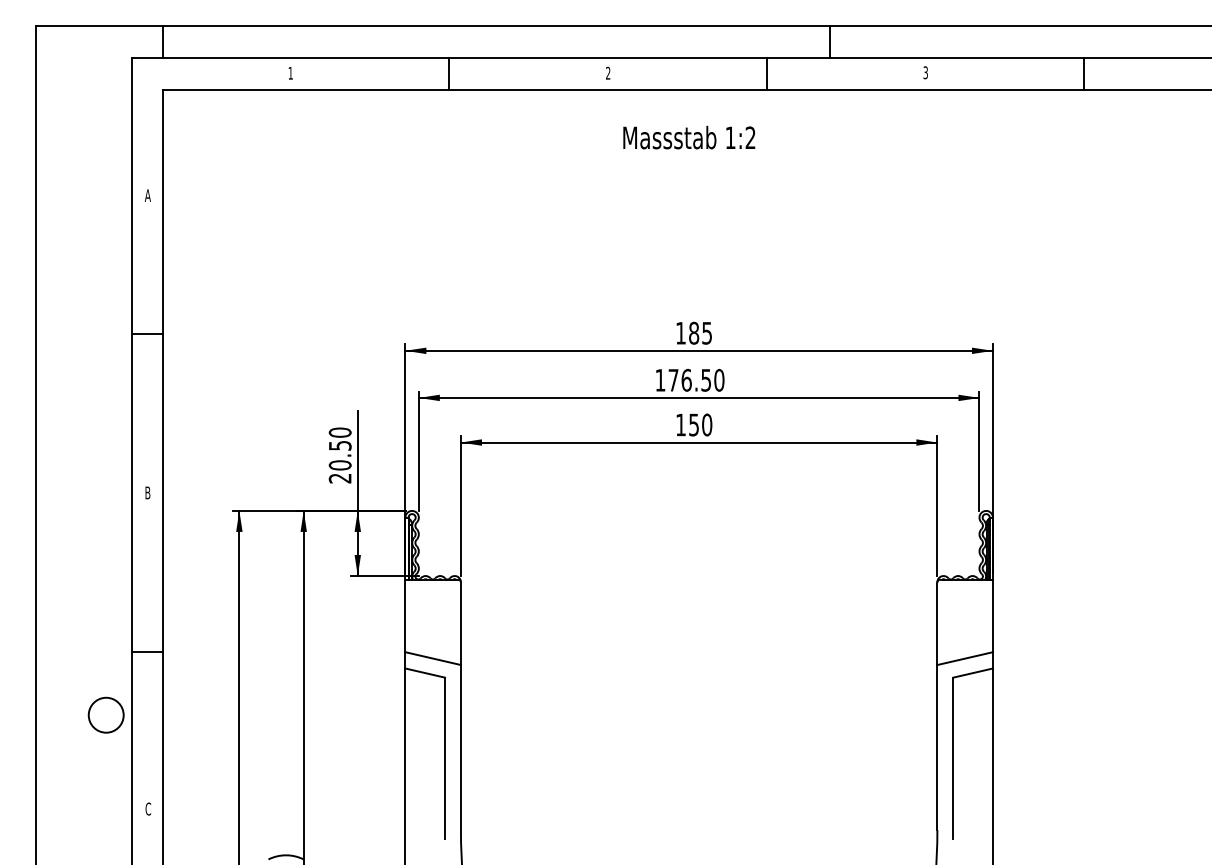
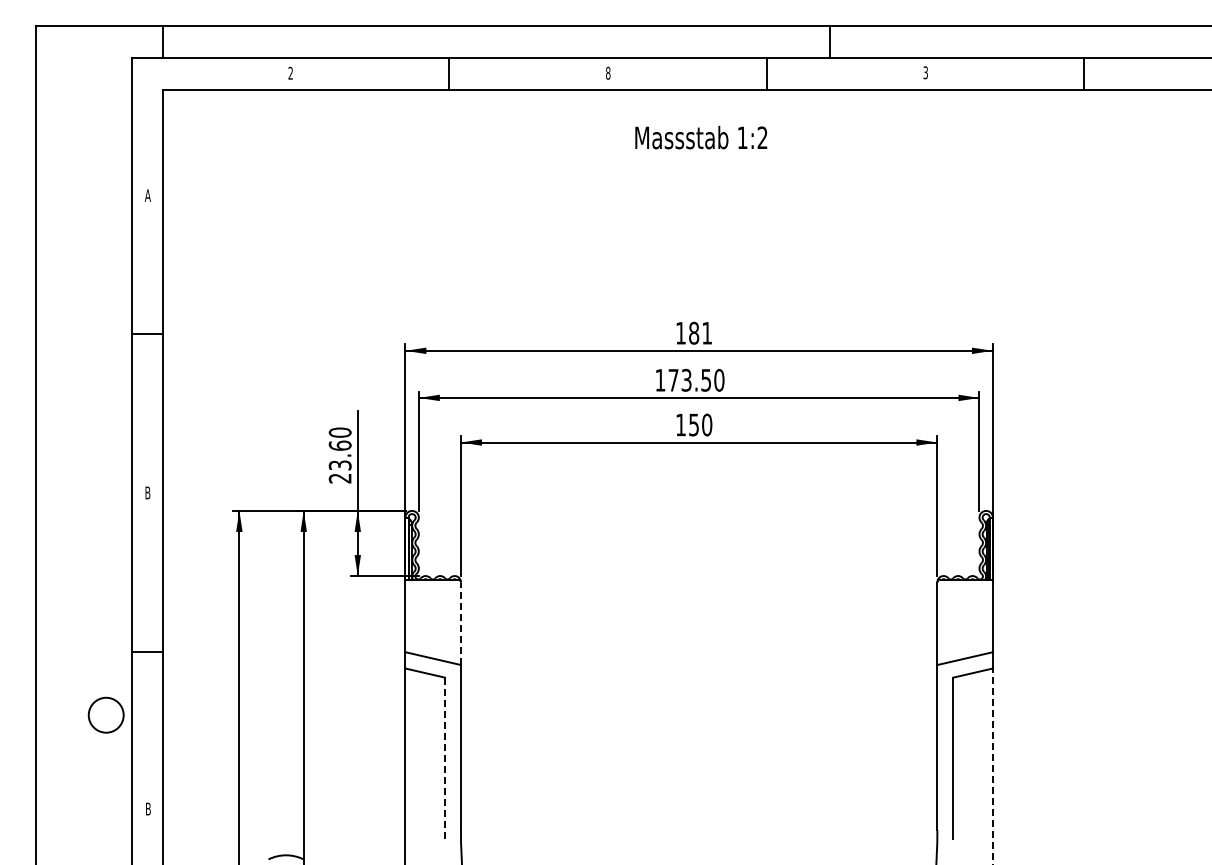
text: 1 -> 2 (290, 72)
text: 2 -> 8 (608, 72)
text position: (689, 137) -> (701, 137) (701, 137)
text: 185 -> 181 (706, 333)
text: 176.50 -> 173.50 (686, 379)
text: 20.50 -> 23.60 (339, 455)
line: solid -> dashed (460, 623)
line: solid -> dashed (445, 758)
line: solid -> dashed (992, 766)
text: C -> B (148, 808)
